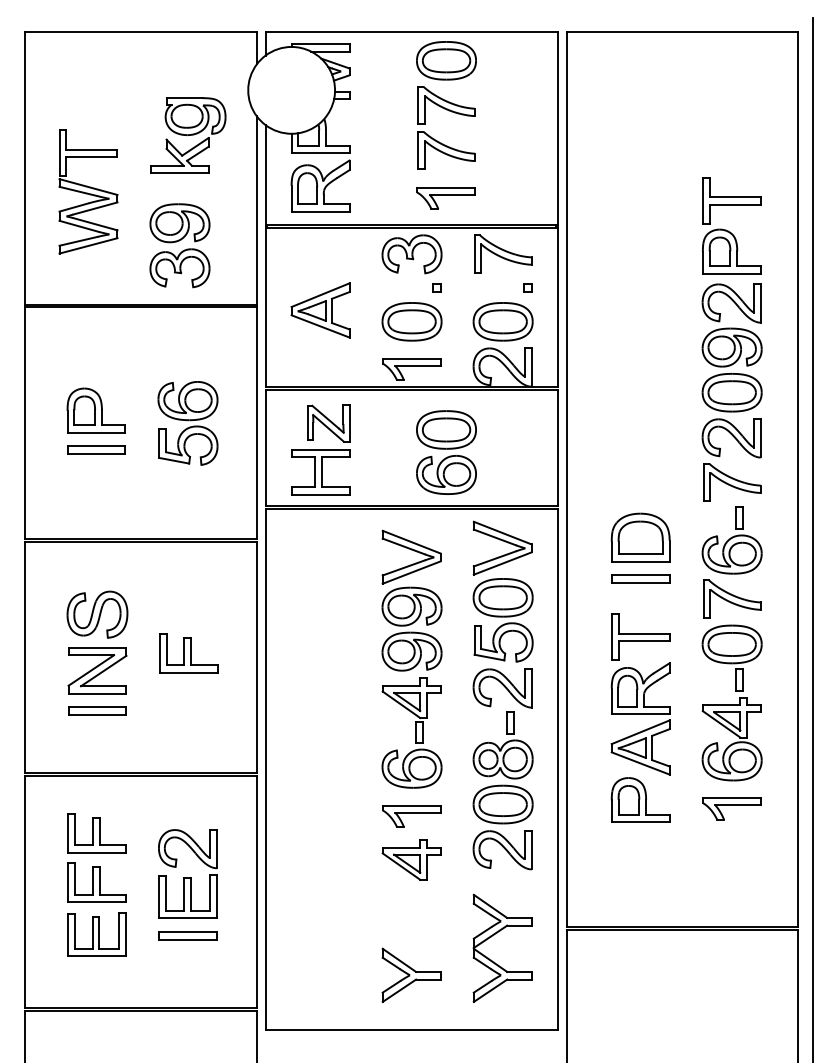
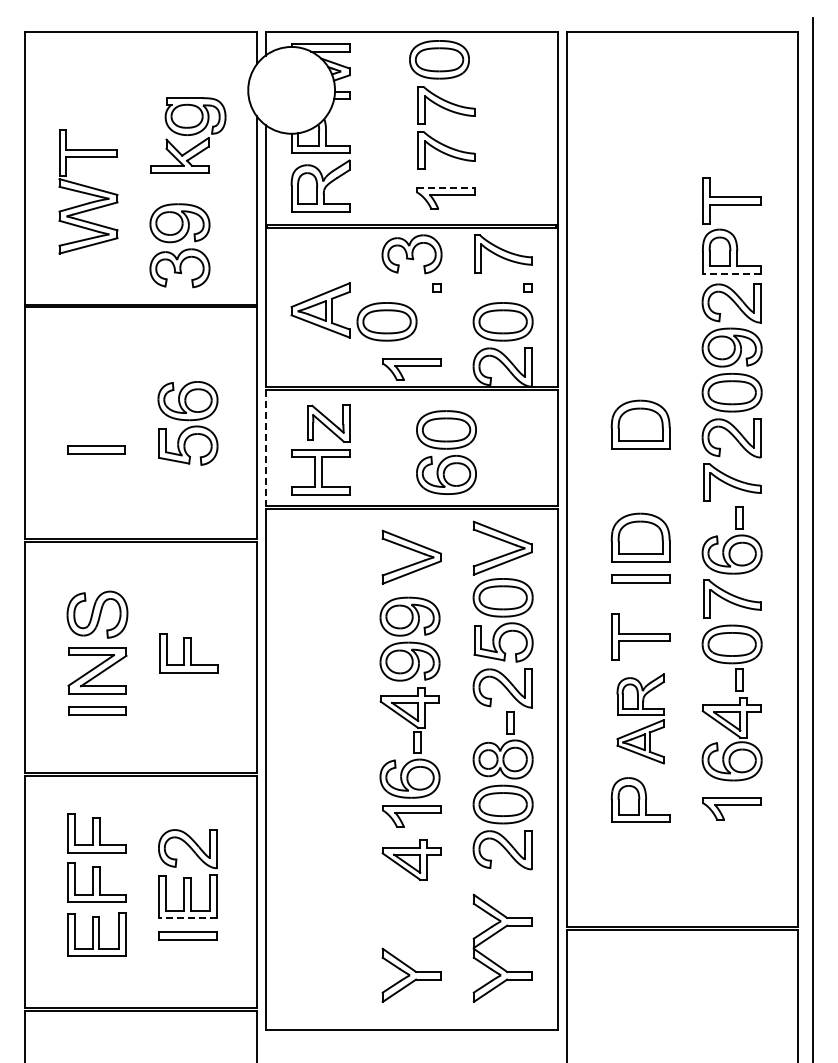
part position: (446, 60) -> (439, 59) (439, 59)
line: solid -> dashed (446, 187)
line: solid -> dashed (731, 273)
part position: (411, 321) -> (386, 321) (386, 321)
part: present -> none (95, 410)
part: none -> present (640, 424)
line: solid -> dashed (265, 447)
part position: (411, 687) -> (409, 697) (409, 697)
part size: 61x114 px -> 49x92 px (640, 718)
line: solid -> dashed (188, 918)
